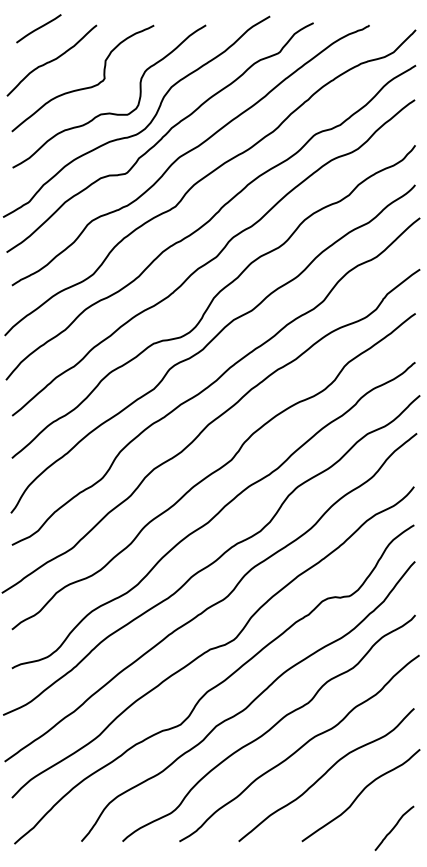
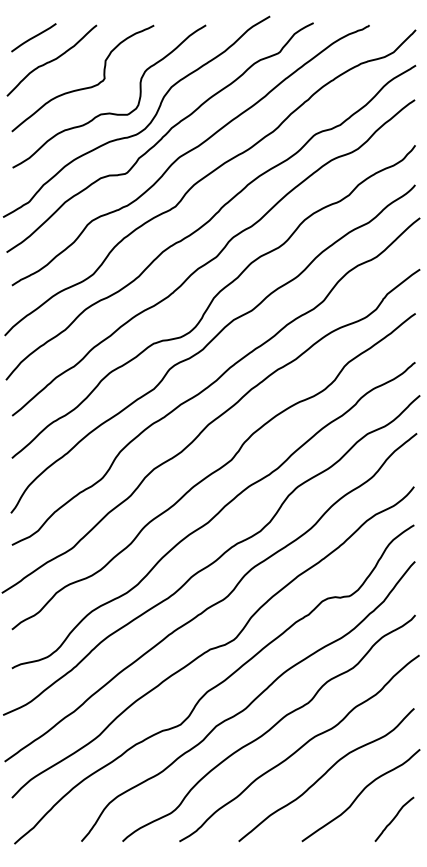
curve position: (38, 28) -> (33, 37) (33, 37)
curve position: (394, 827) -> (394, 818) (394, 818)
